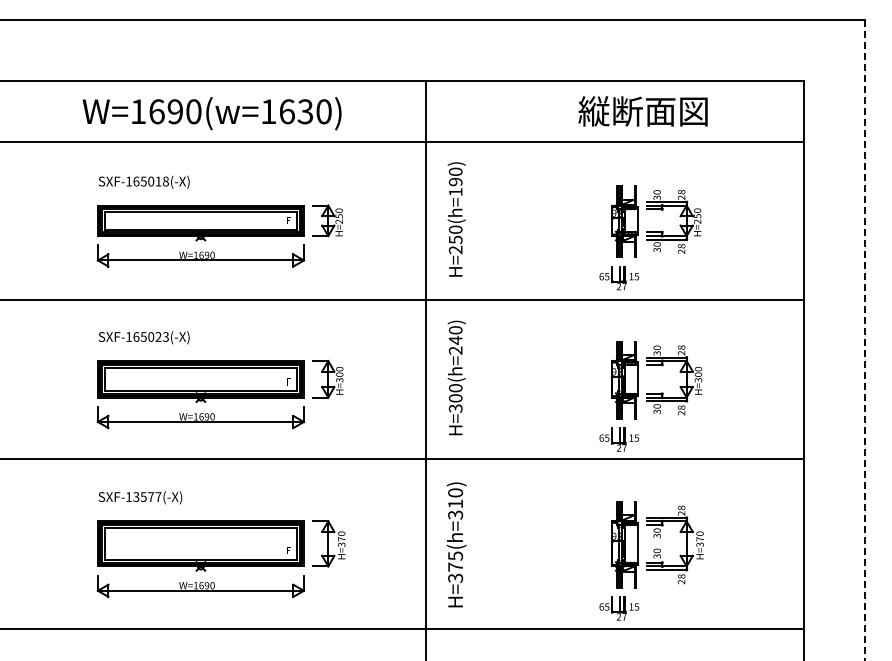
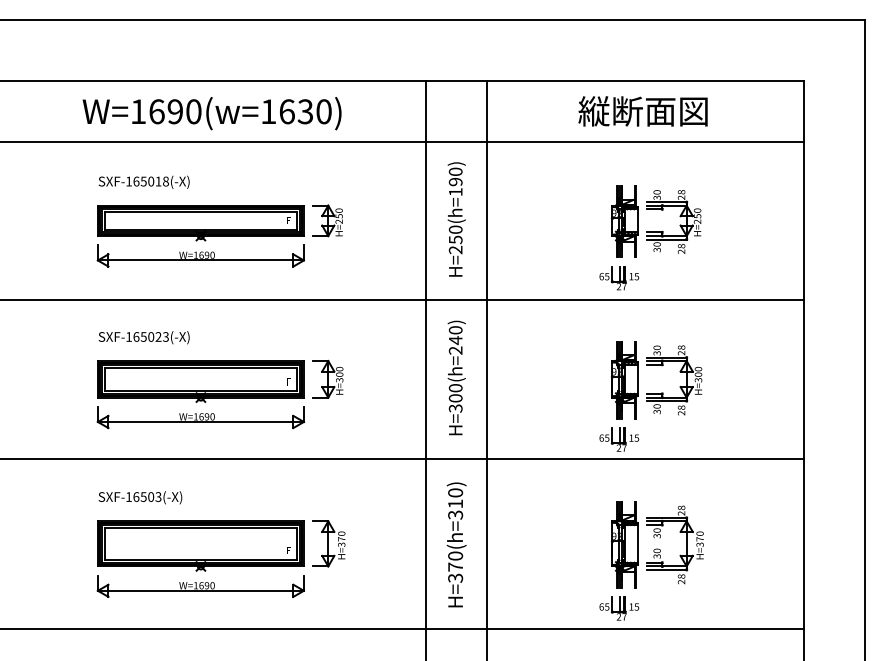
line: dashed -> solid (865, 339)
line: none -> present (487, 368)
text: SXF-13577(-X) -> SXF-16503(-X) (147, 497)
text: H=375(h=310) -> H=370(h=310) (455, 555)
